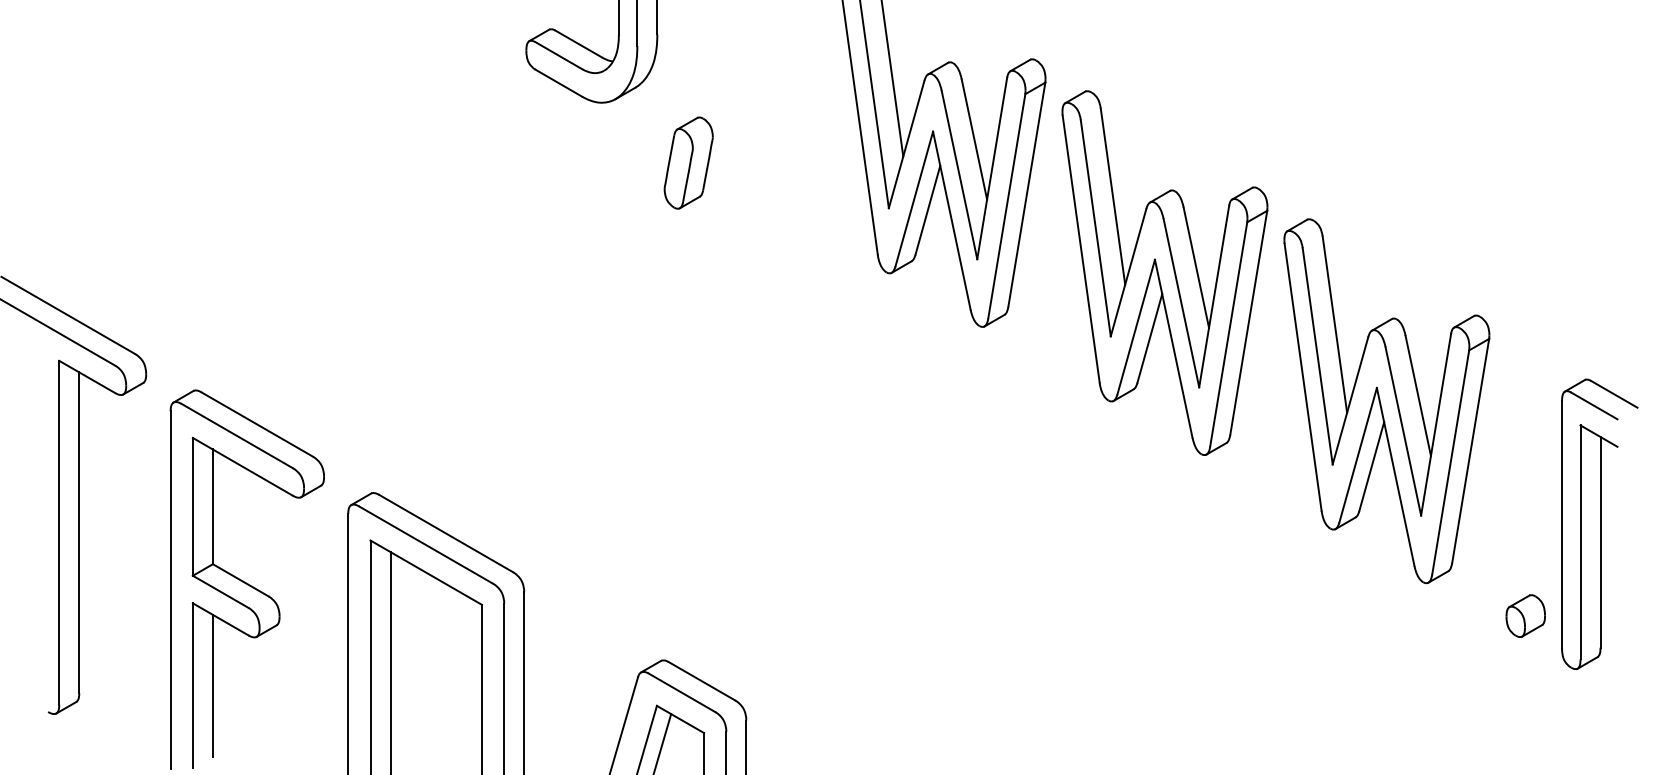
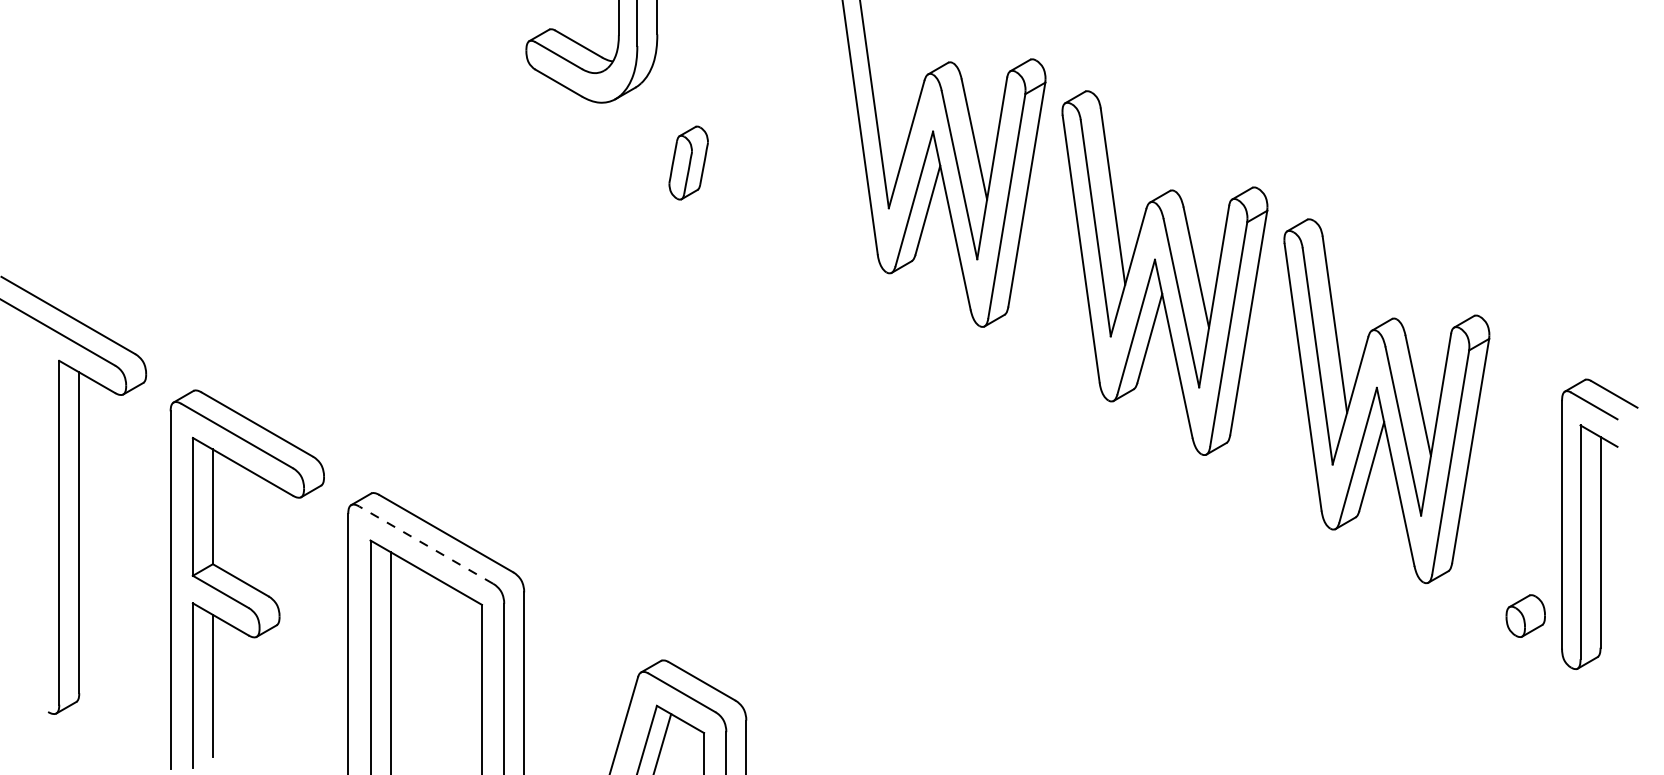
line: present -> none (892, 79)
part size: 51x94 px -> 41x76 px (688, 162)
line: solid -> dashed (425, 544)
